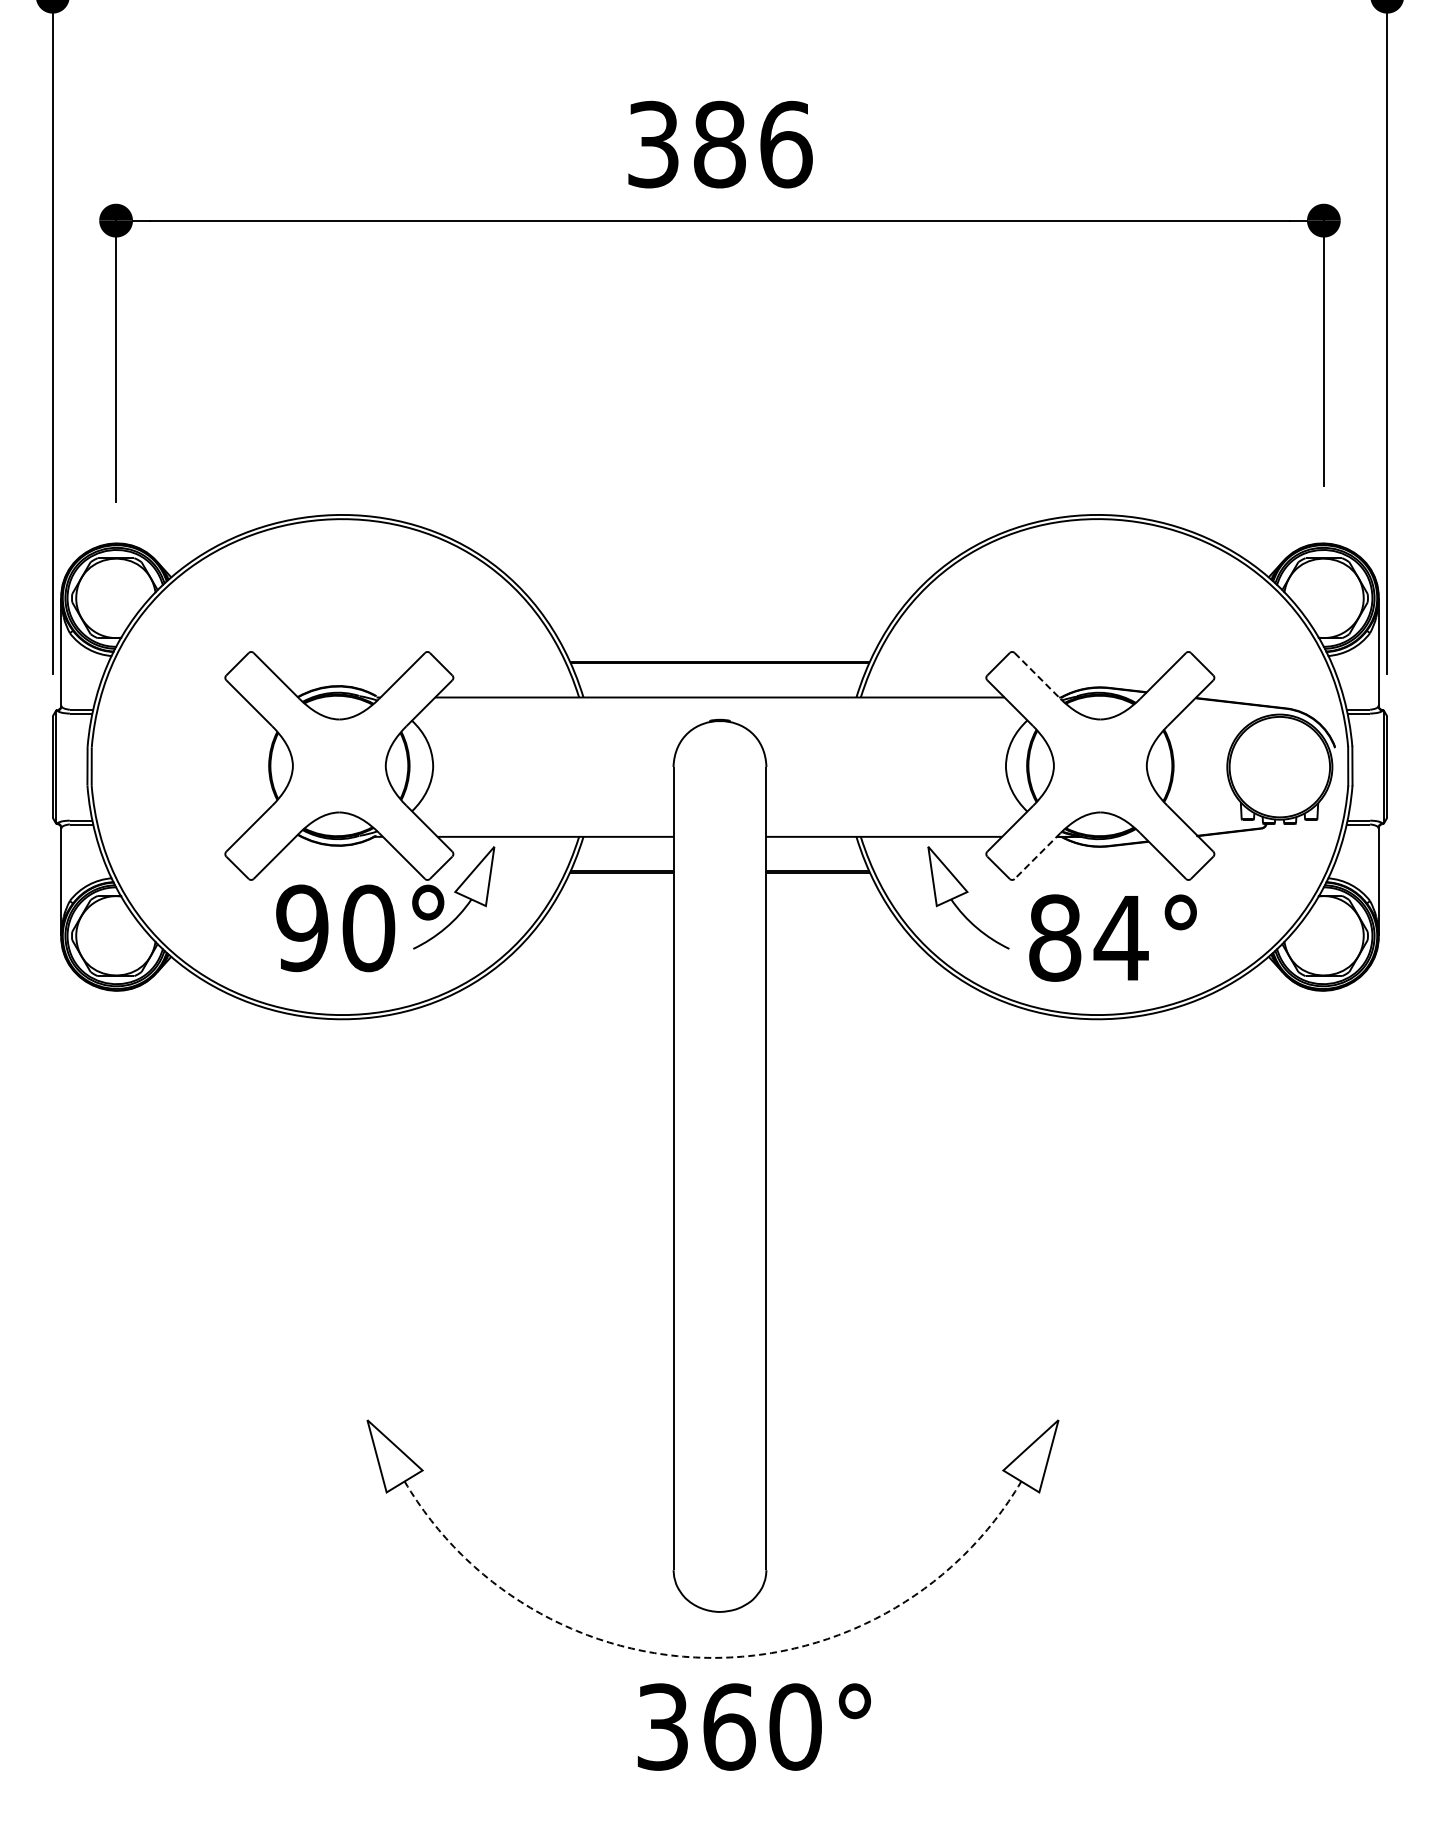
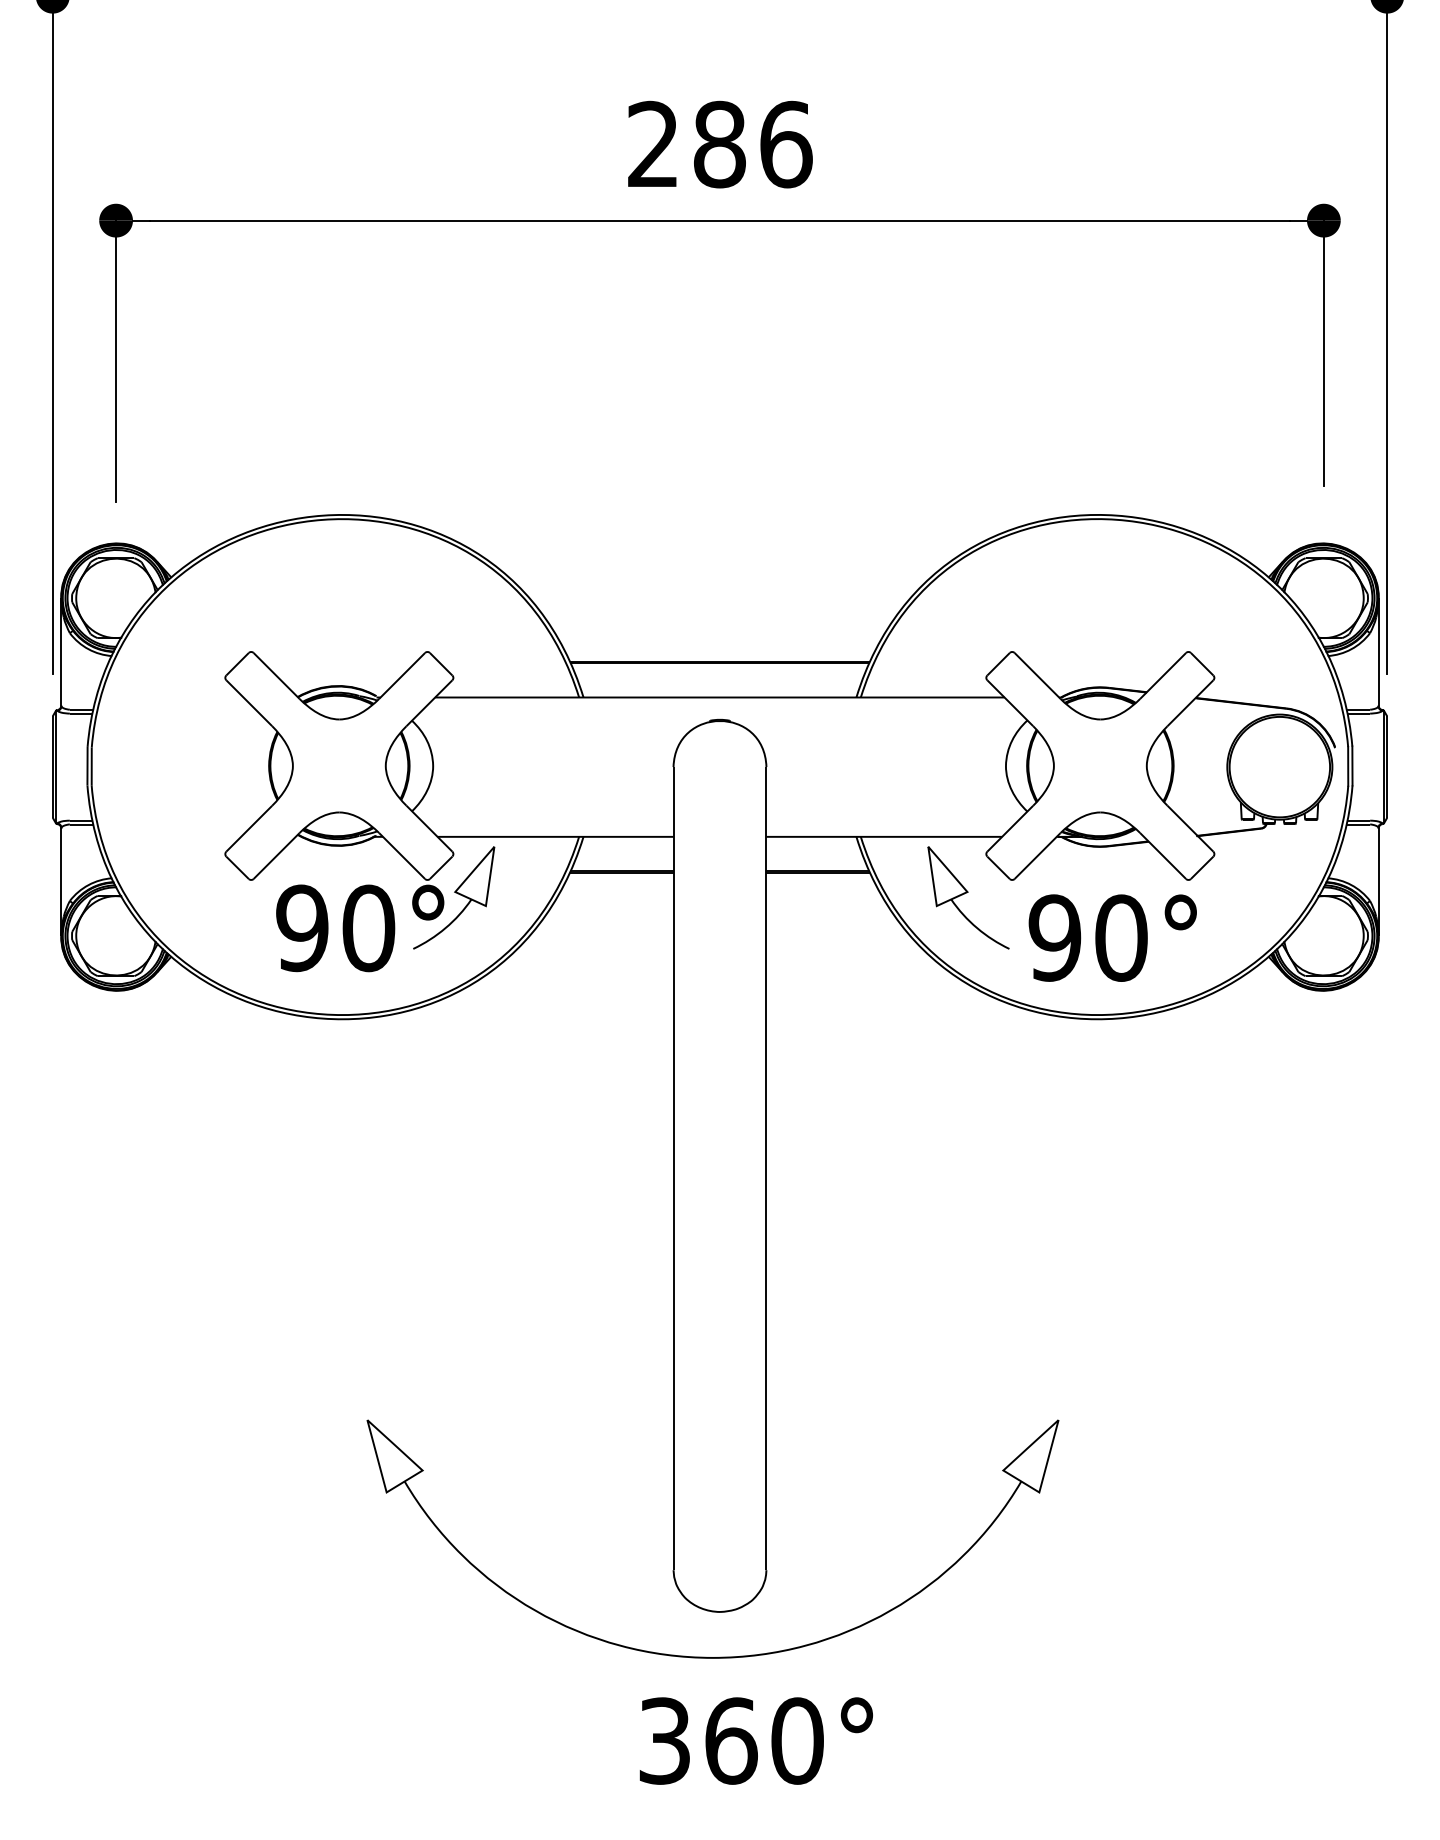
text: 386 -> 286 (653, 144)
line: dashed -> solid (1037, 676)
line: dashed -> solid (1037, 856)
text: 84° -> 90° (1088, 937)
arc: dashed -> solid (713, 1657)
text position: (753, 1726) -> (755, 1740) (755, 1740)
